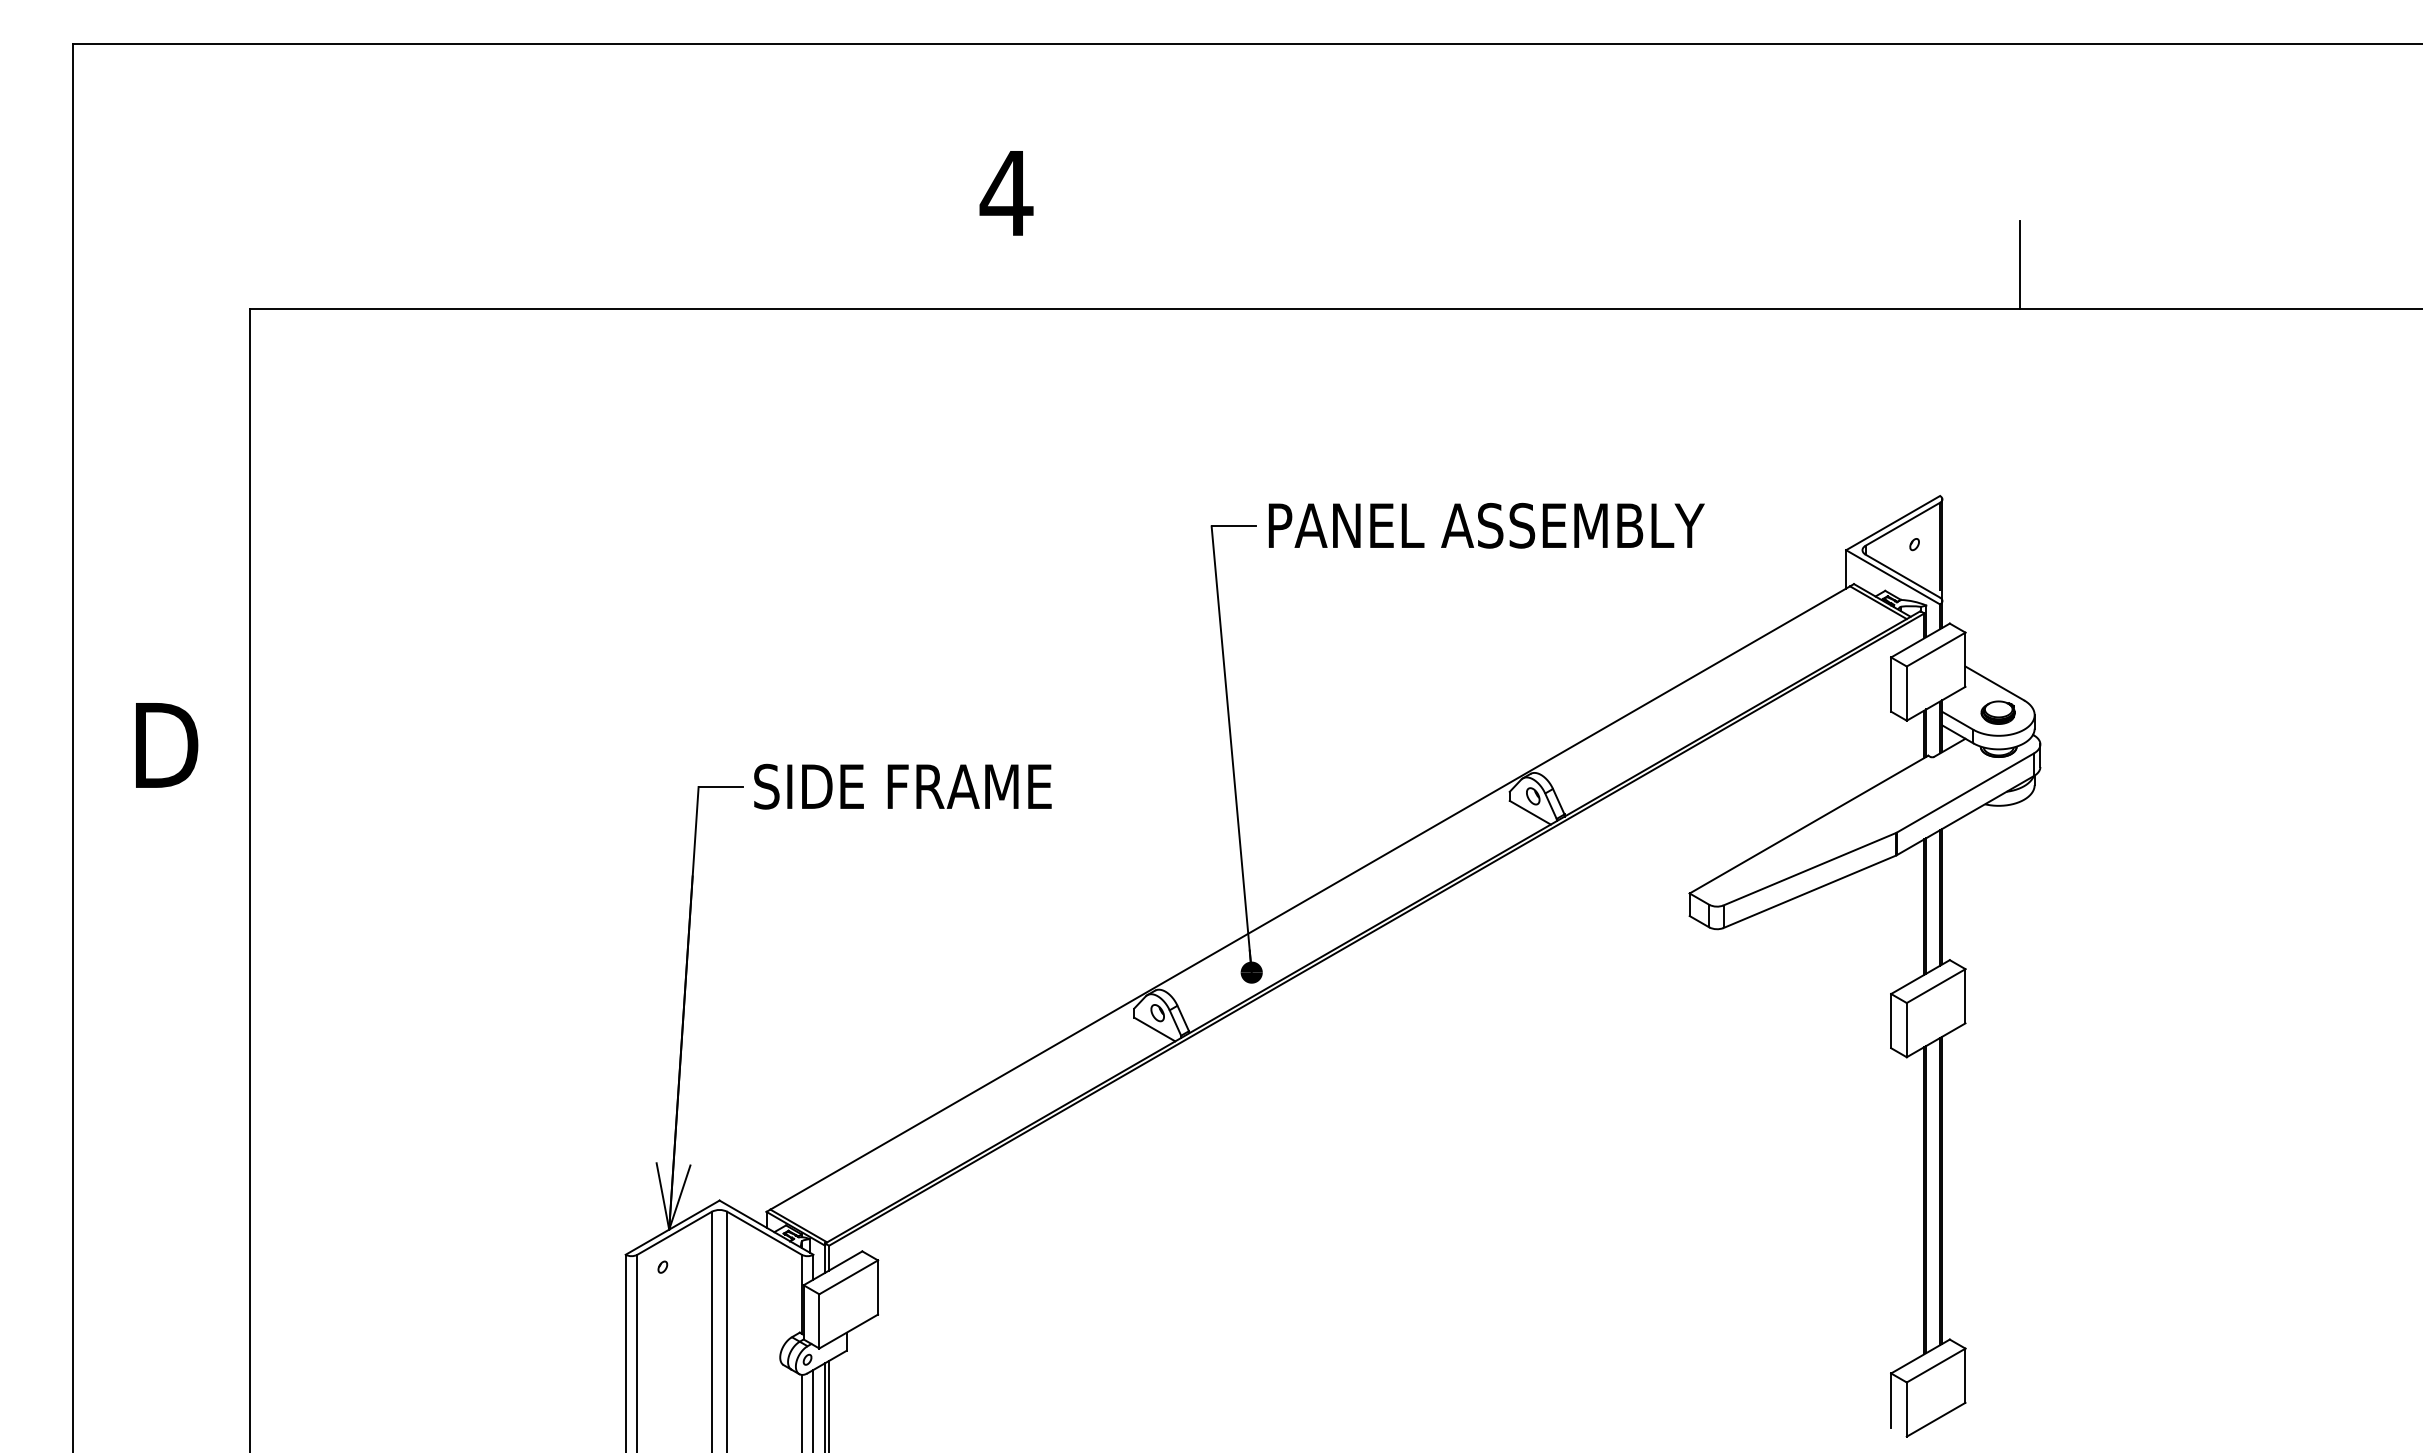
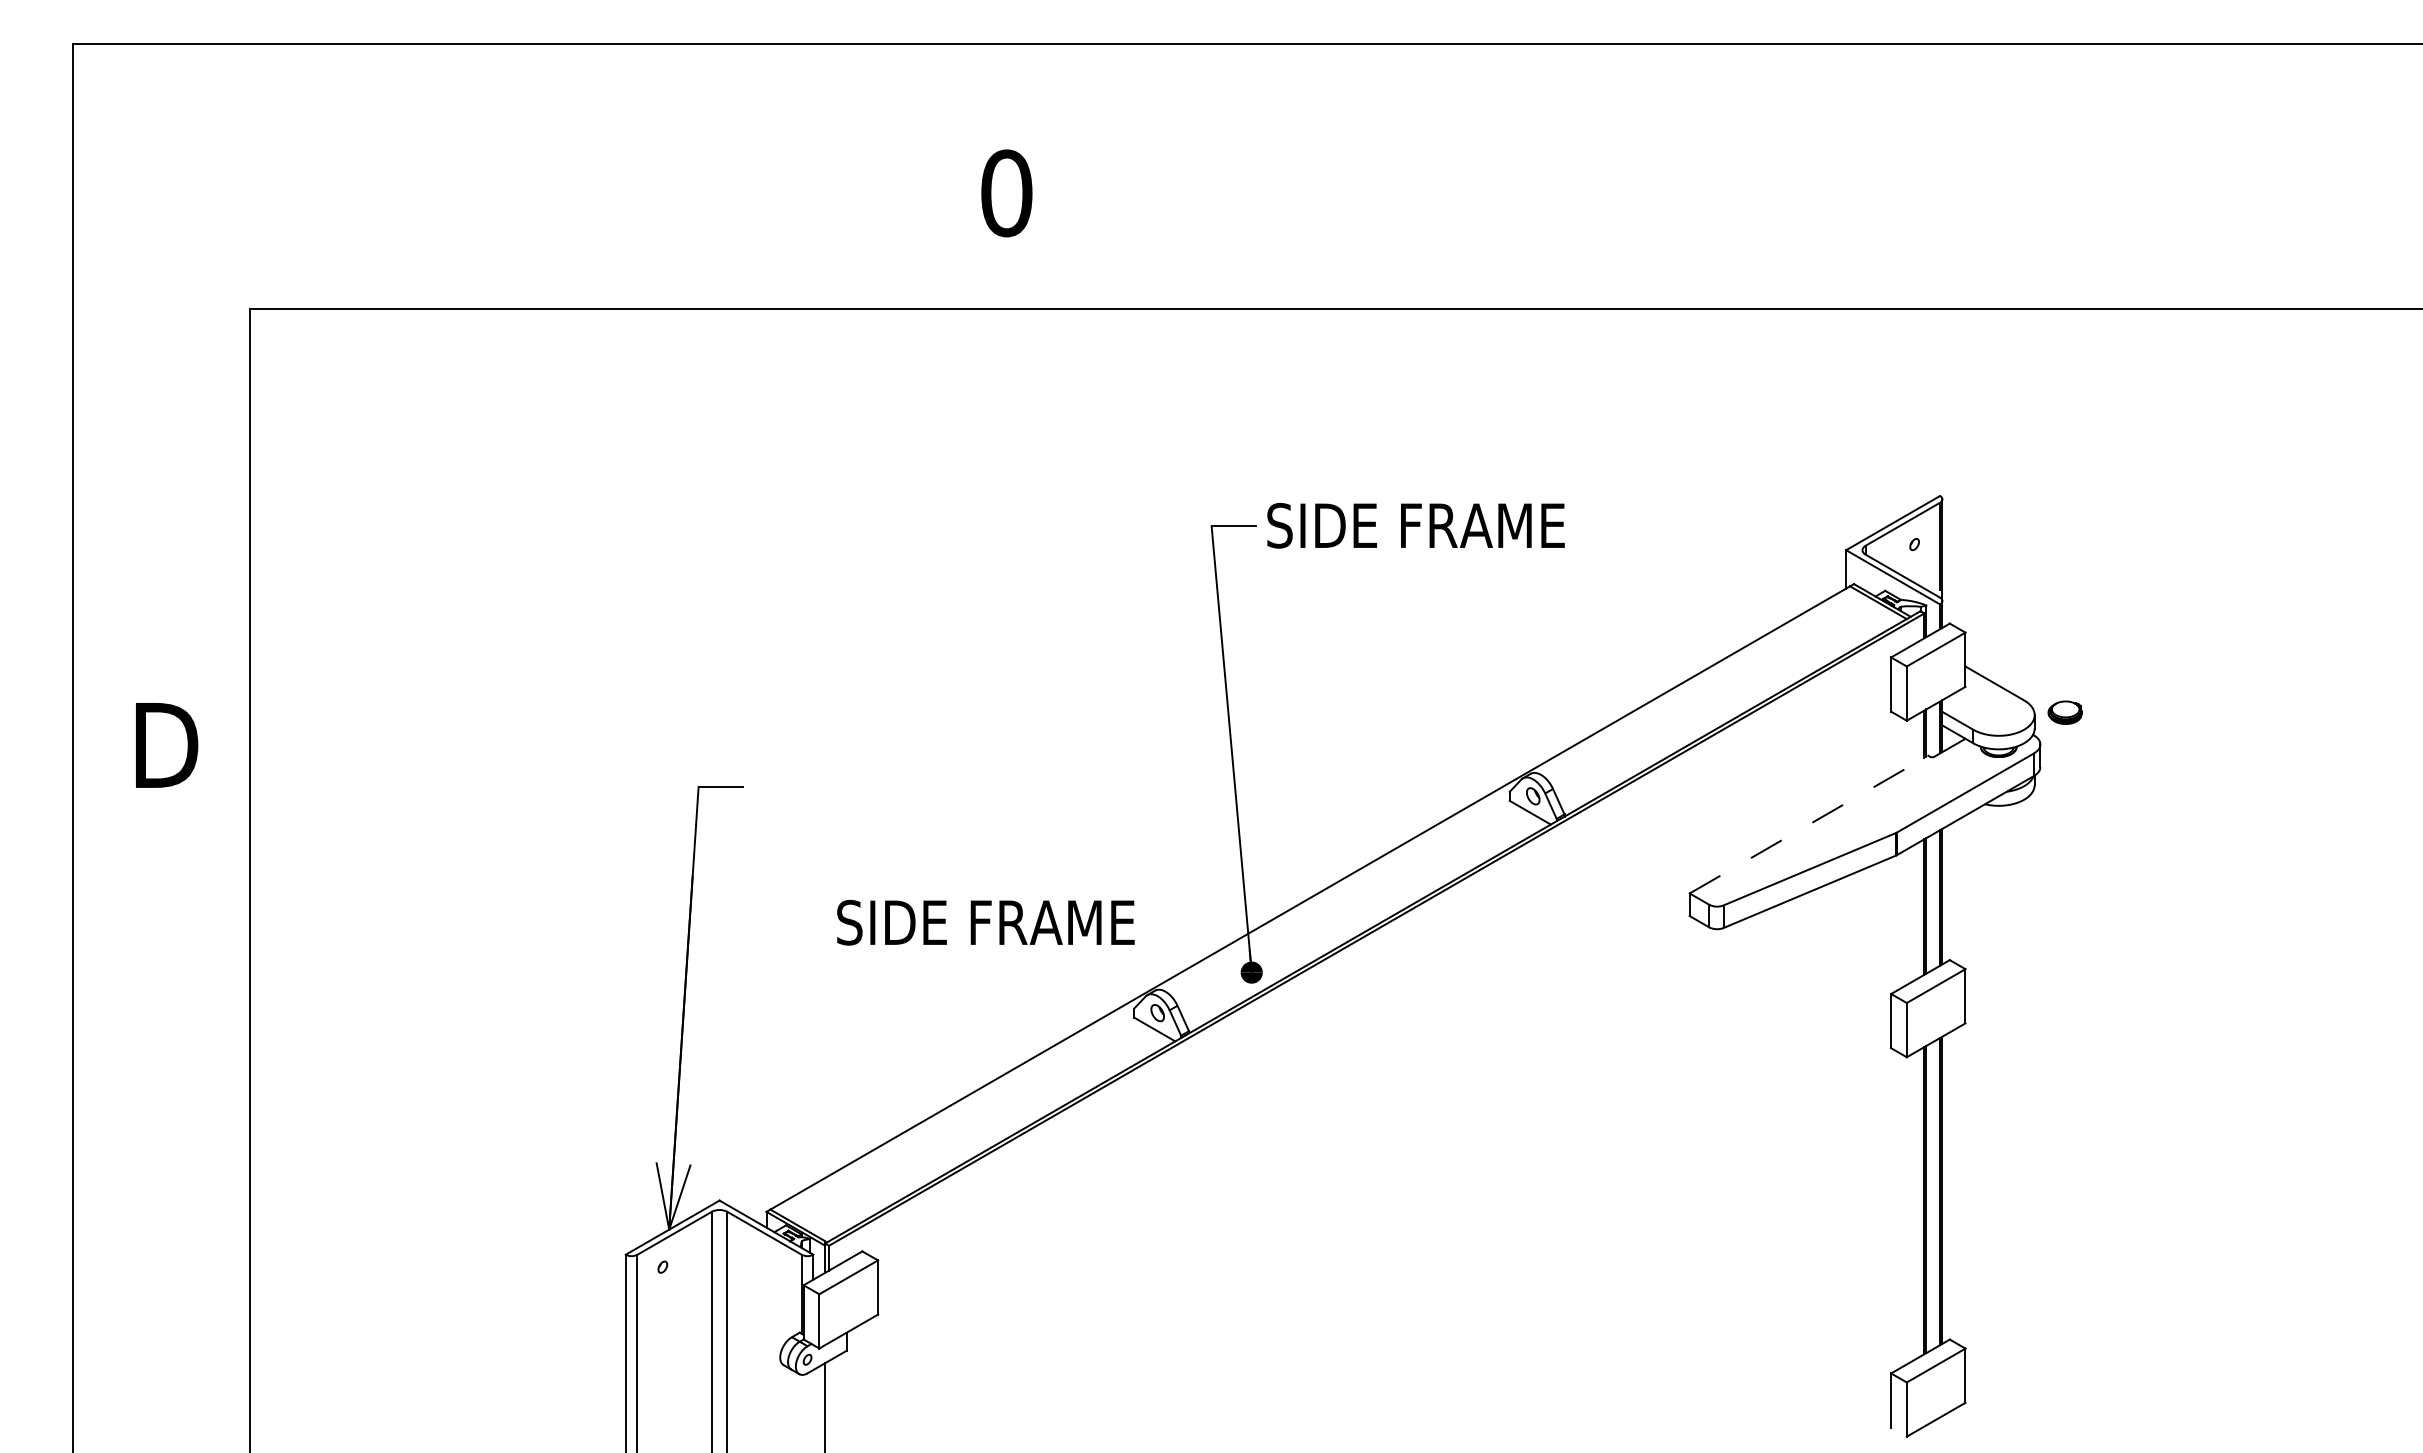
text: 4 -> 0 (1006, 193)
line: present -> none (2019, 264)
text: PANEL ASSEMBLY -> SIDE FRAME (1485, 525)
part position: (1997, 712) -> (2064, 712) (2064, 712)
text position: (902, 786) -> (985, 922) (985, 922)
line: solid -> dashed (1809, 824)
line: present -> none (829, 1404)
line: present -> none (813, 1409)
line: present -> none (801, 1411)
